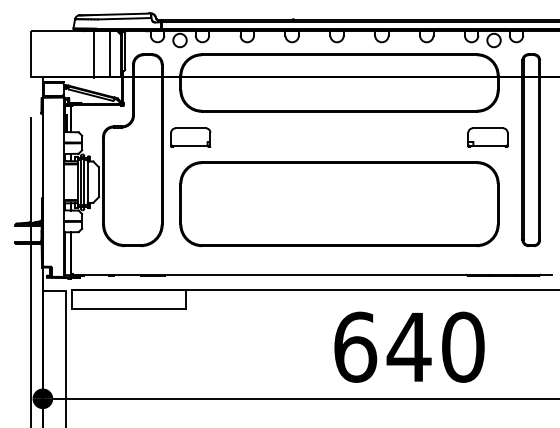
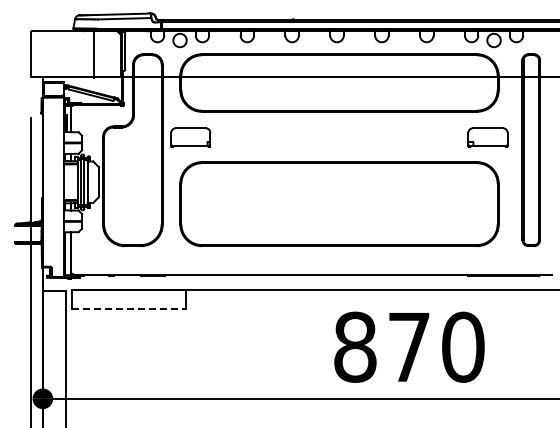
line: present -> none (110, 54)
line: solid -> dashed (129, 308)
text: 640 -> 870 (382, 346)
